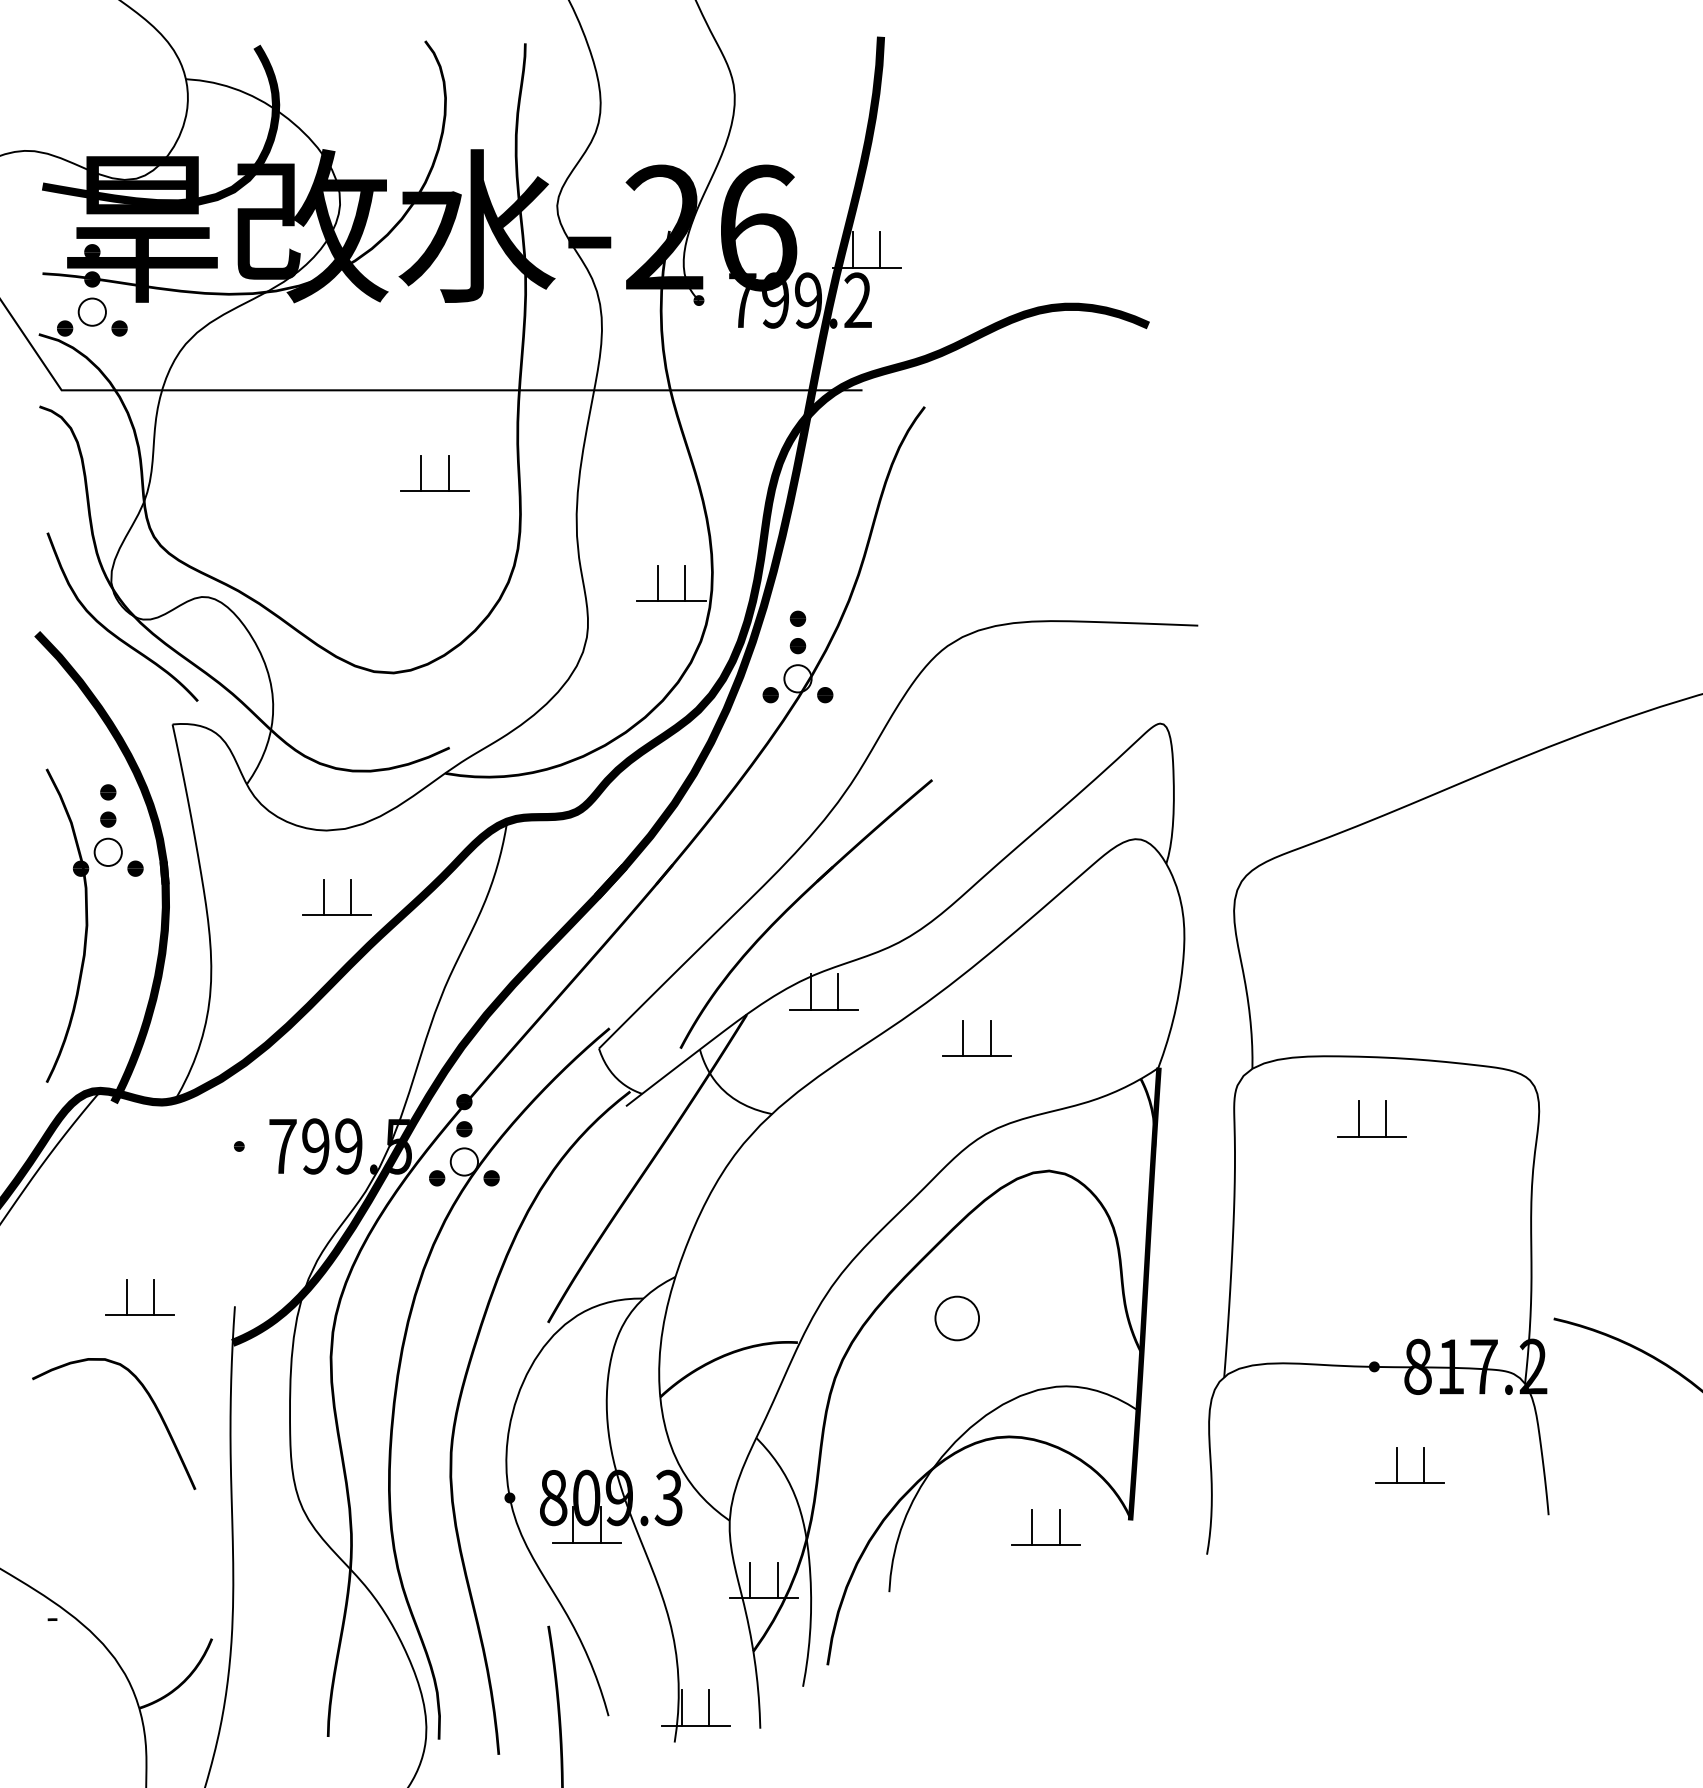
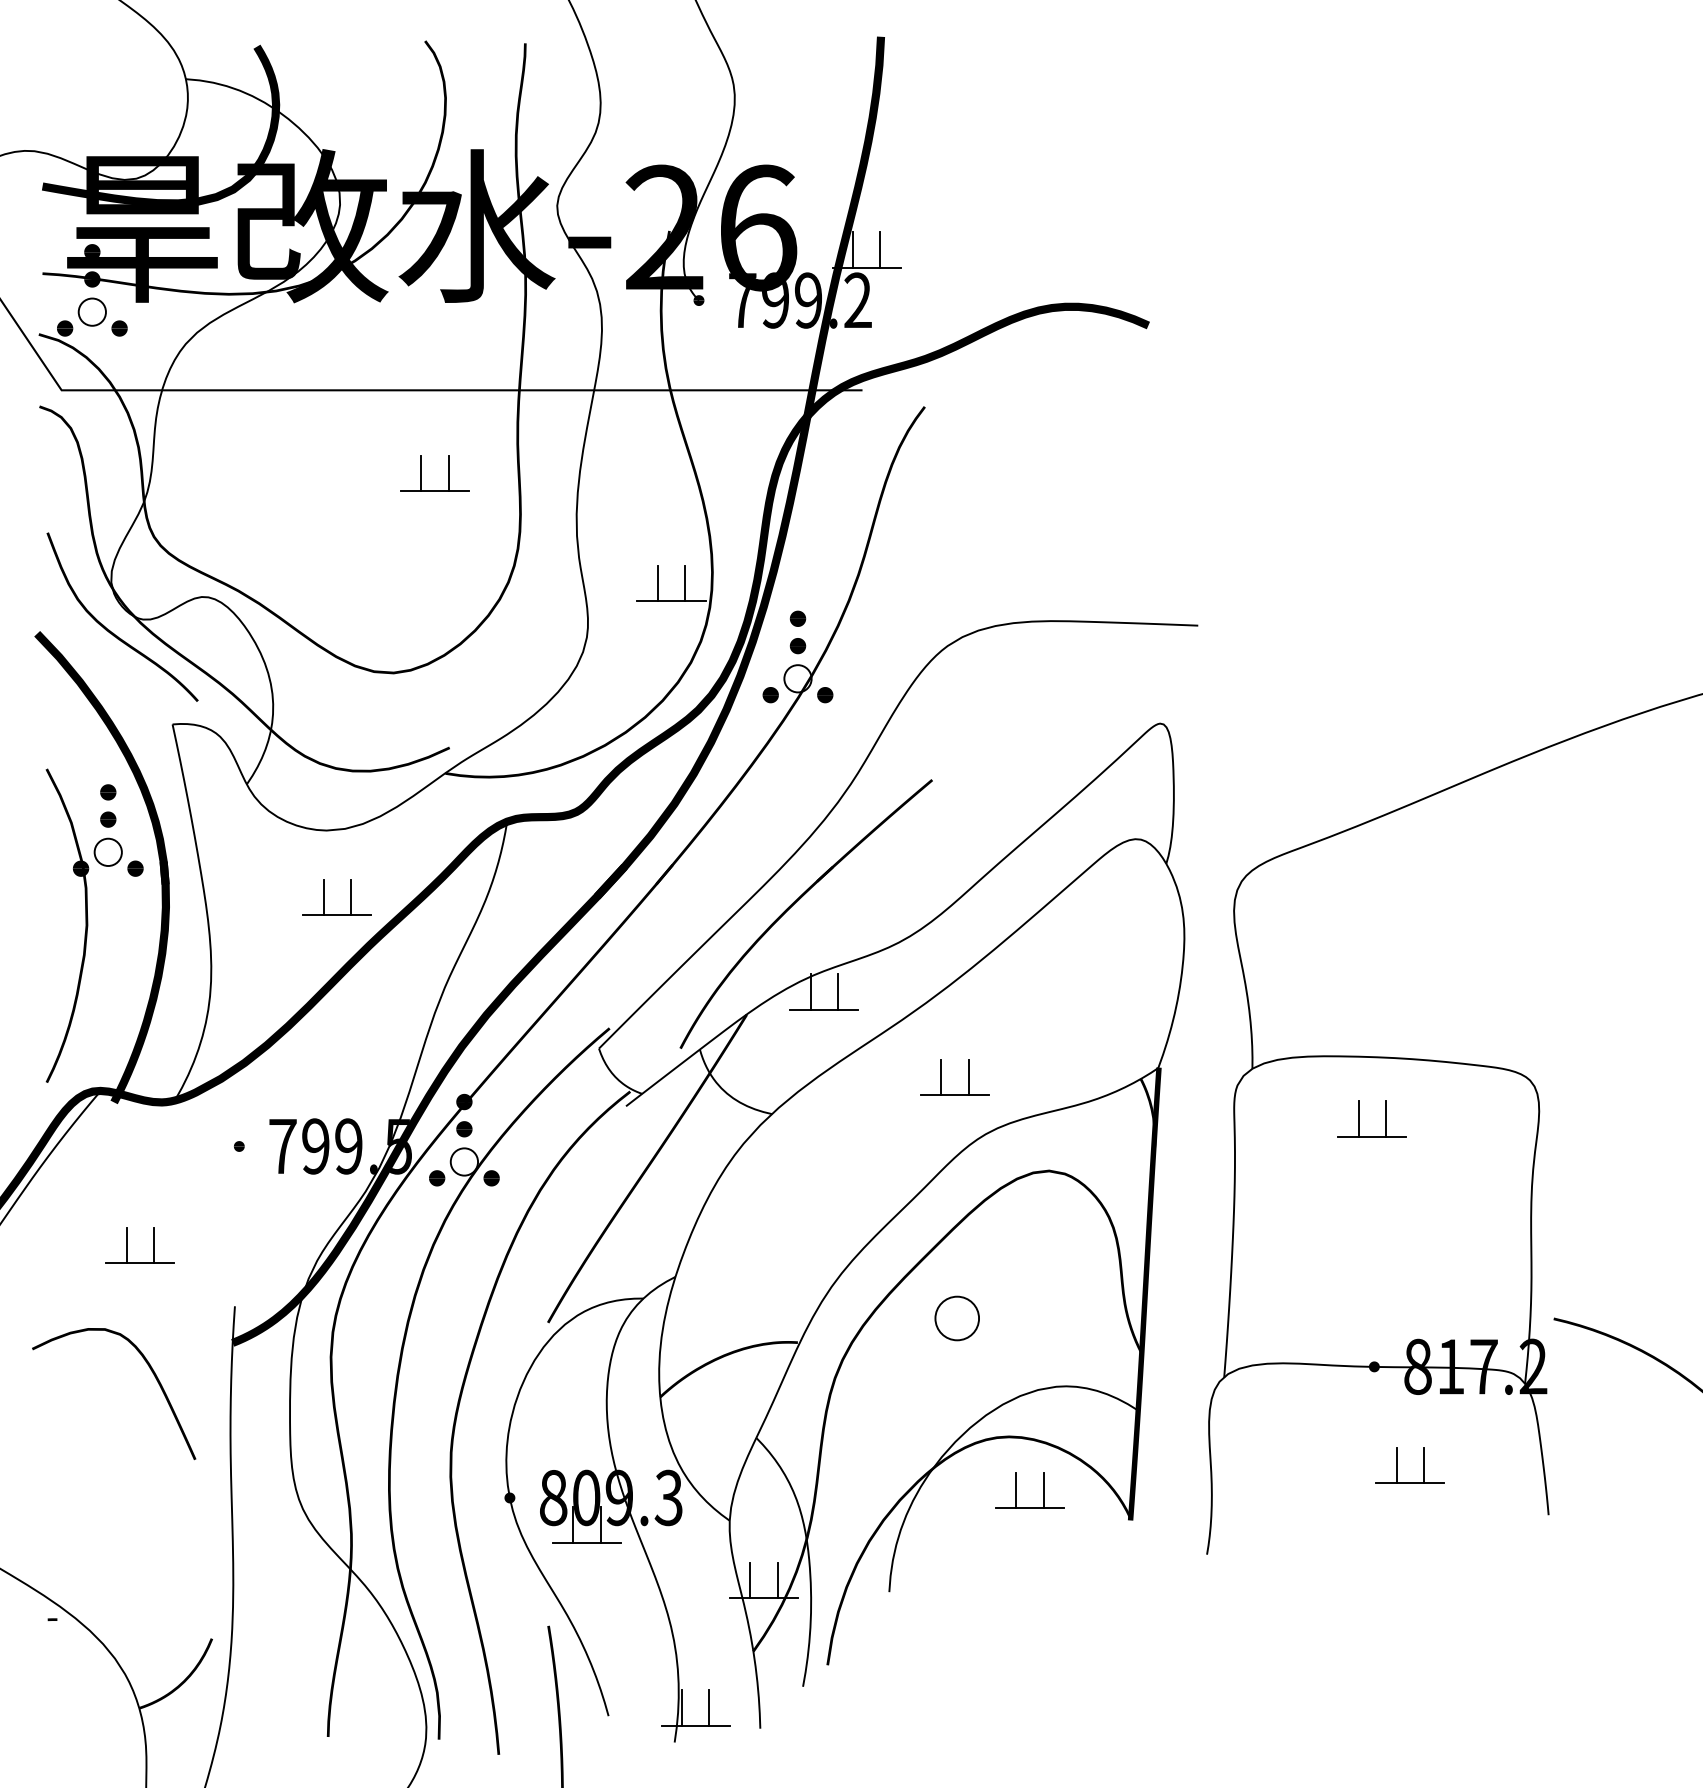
part position: (963, 1038) -> (941, 1077) (941, 1077)
part position: (127, 1297) -> (127, 1245) (127, 1245)
curve position: (153, 1405) -> (153, 1375) (153, 1375)
part position: (1032, 1527) -> (1016, 1490) (1016, 1490)
